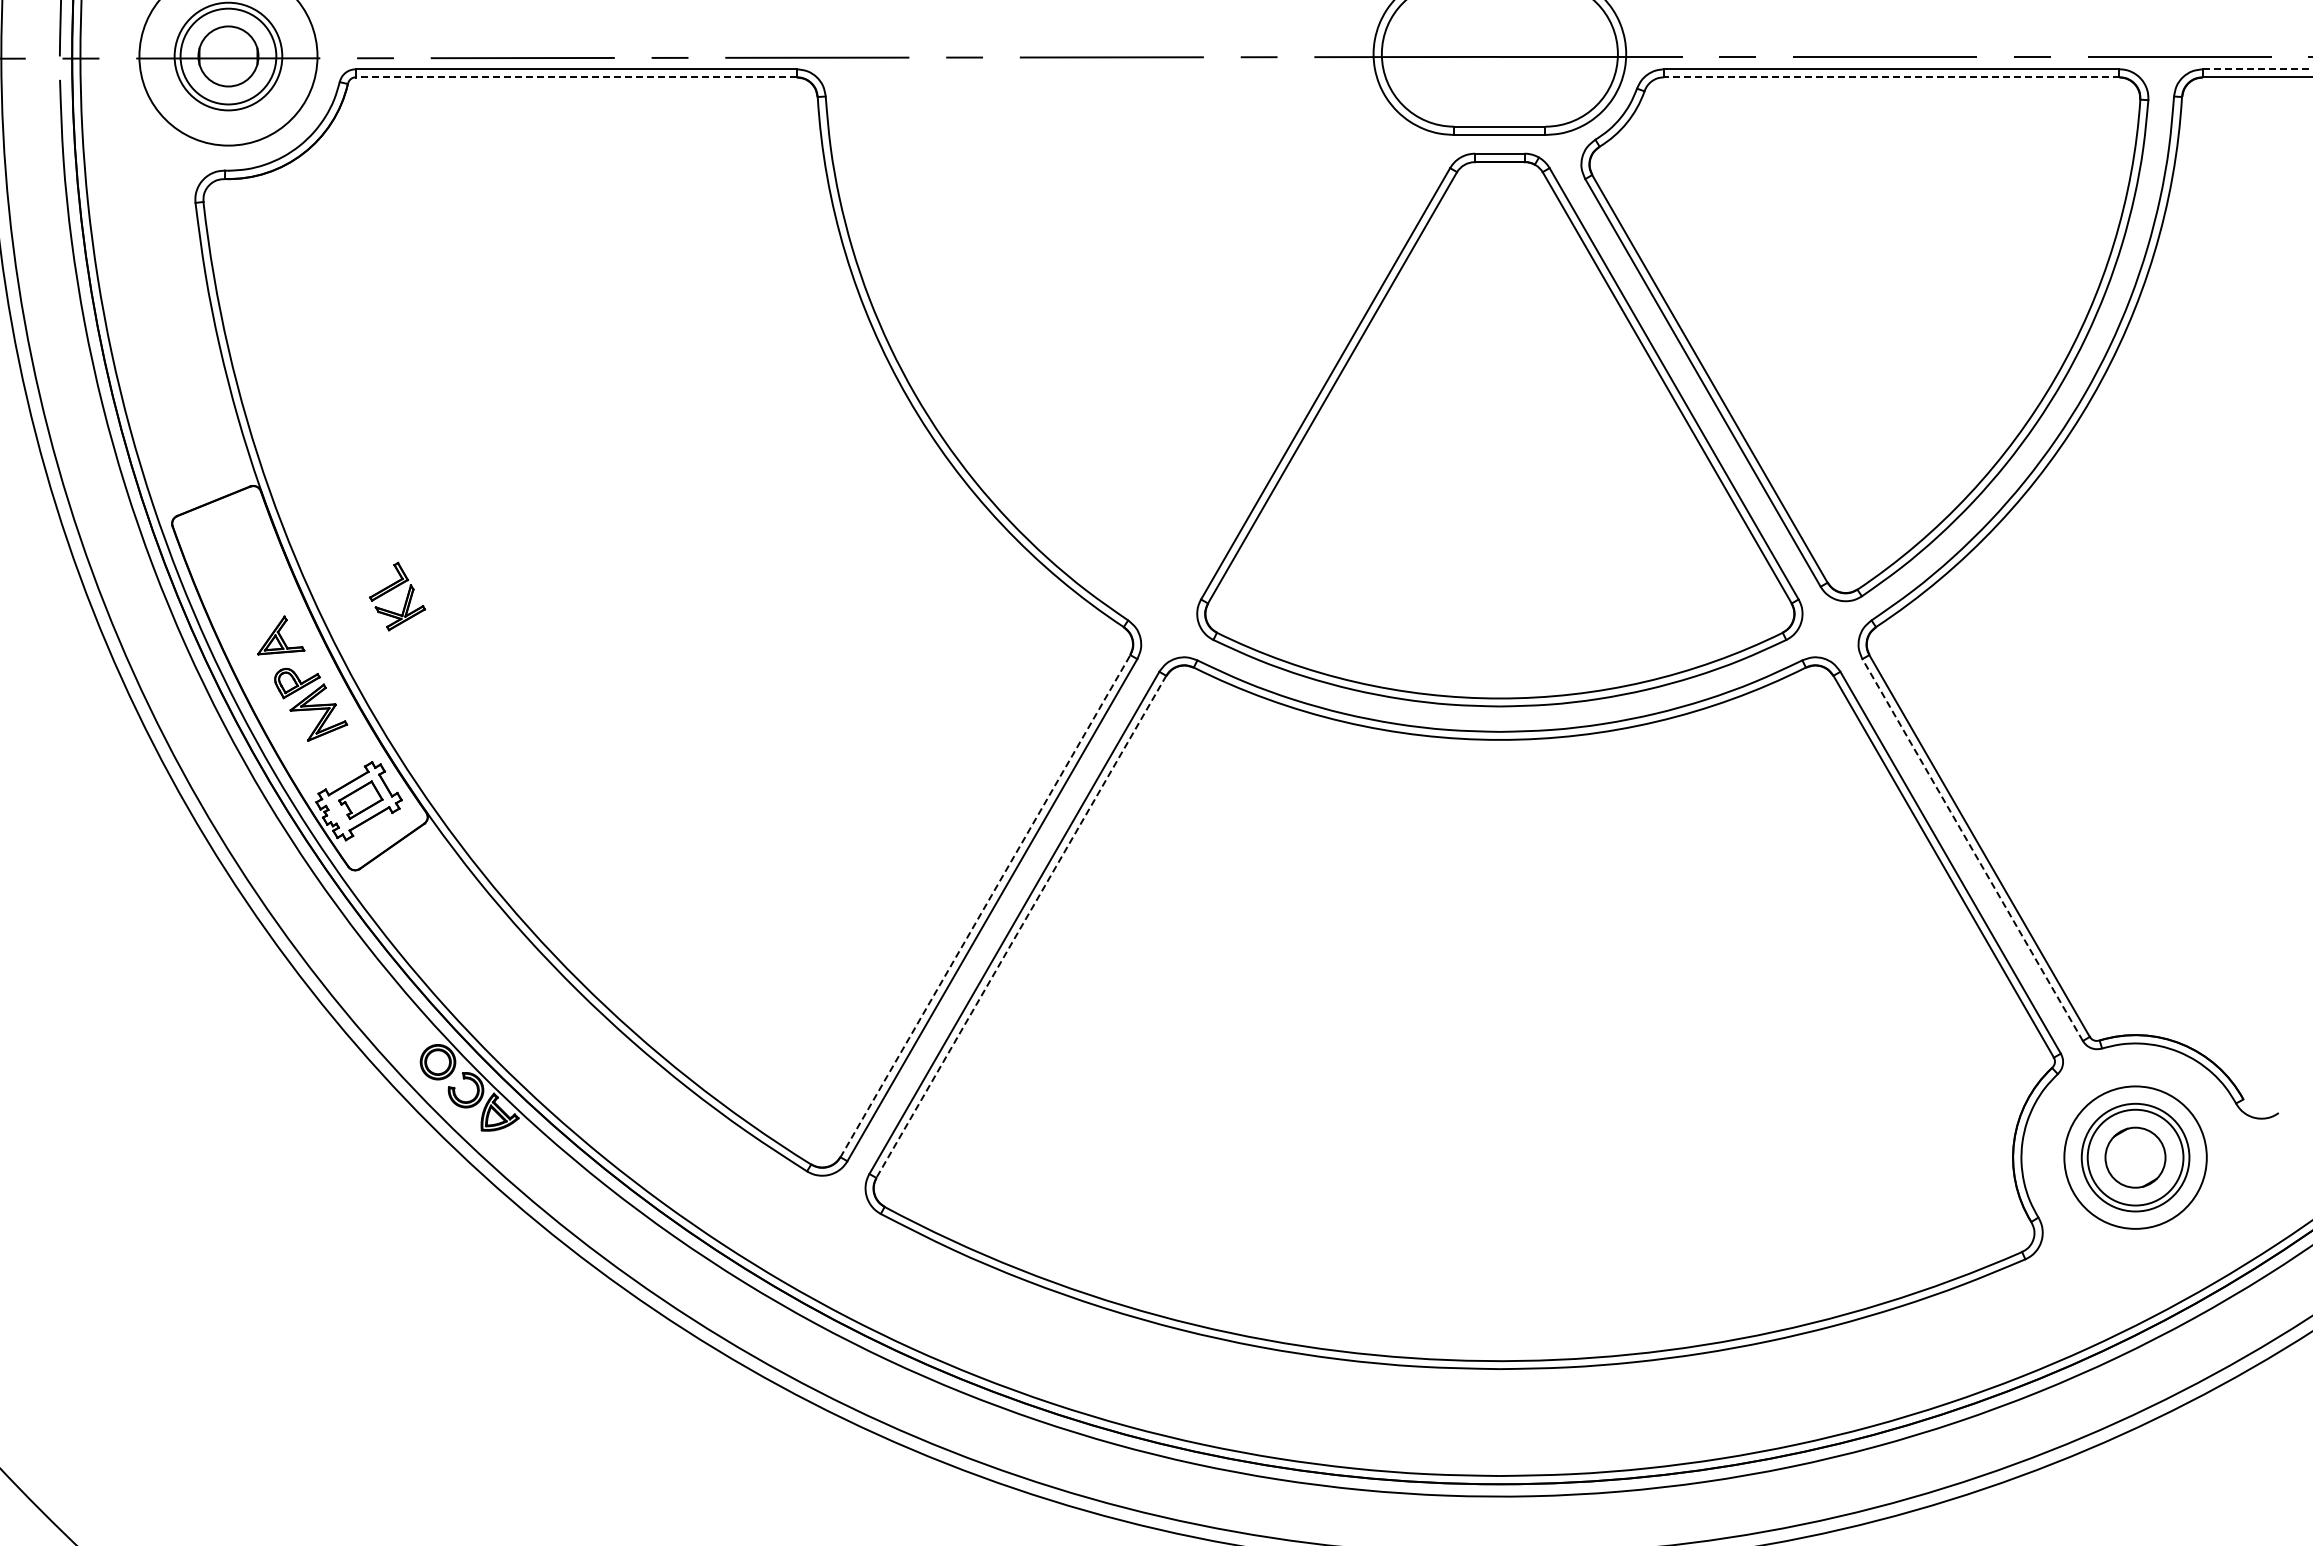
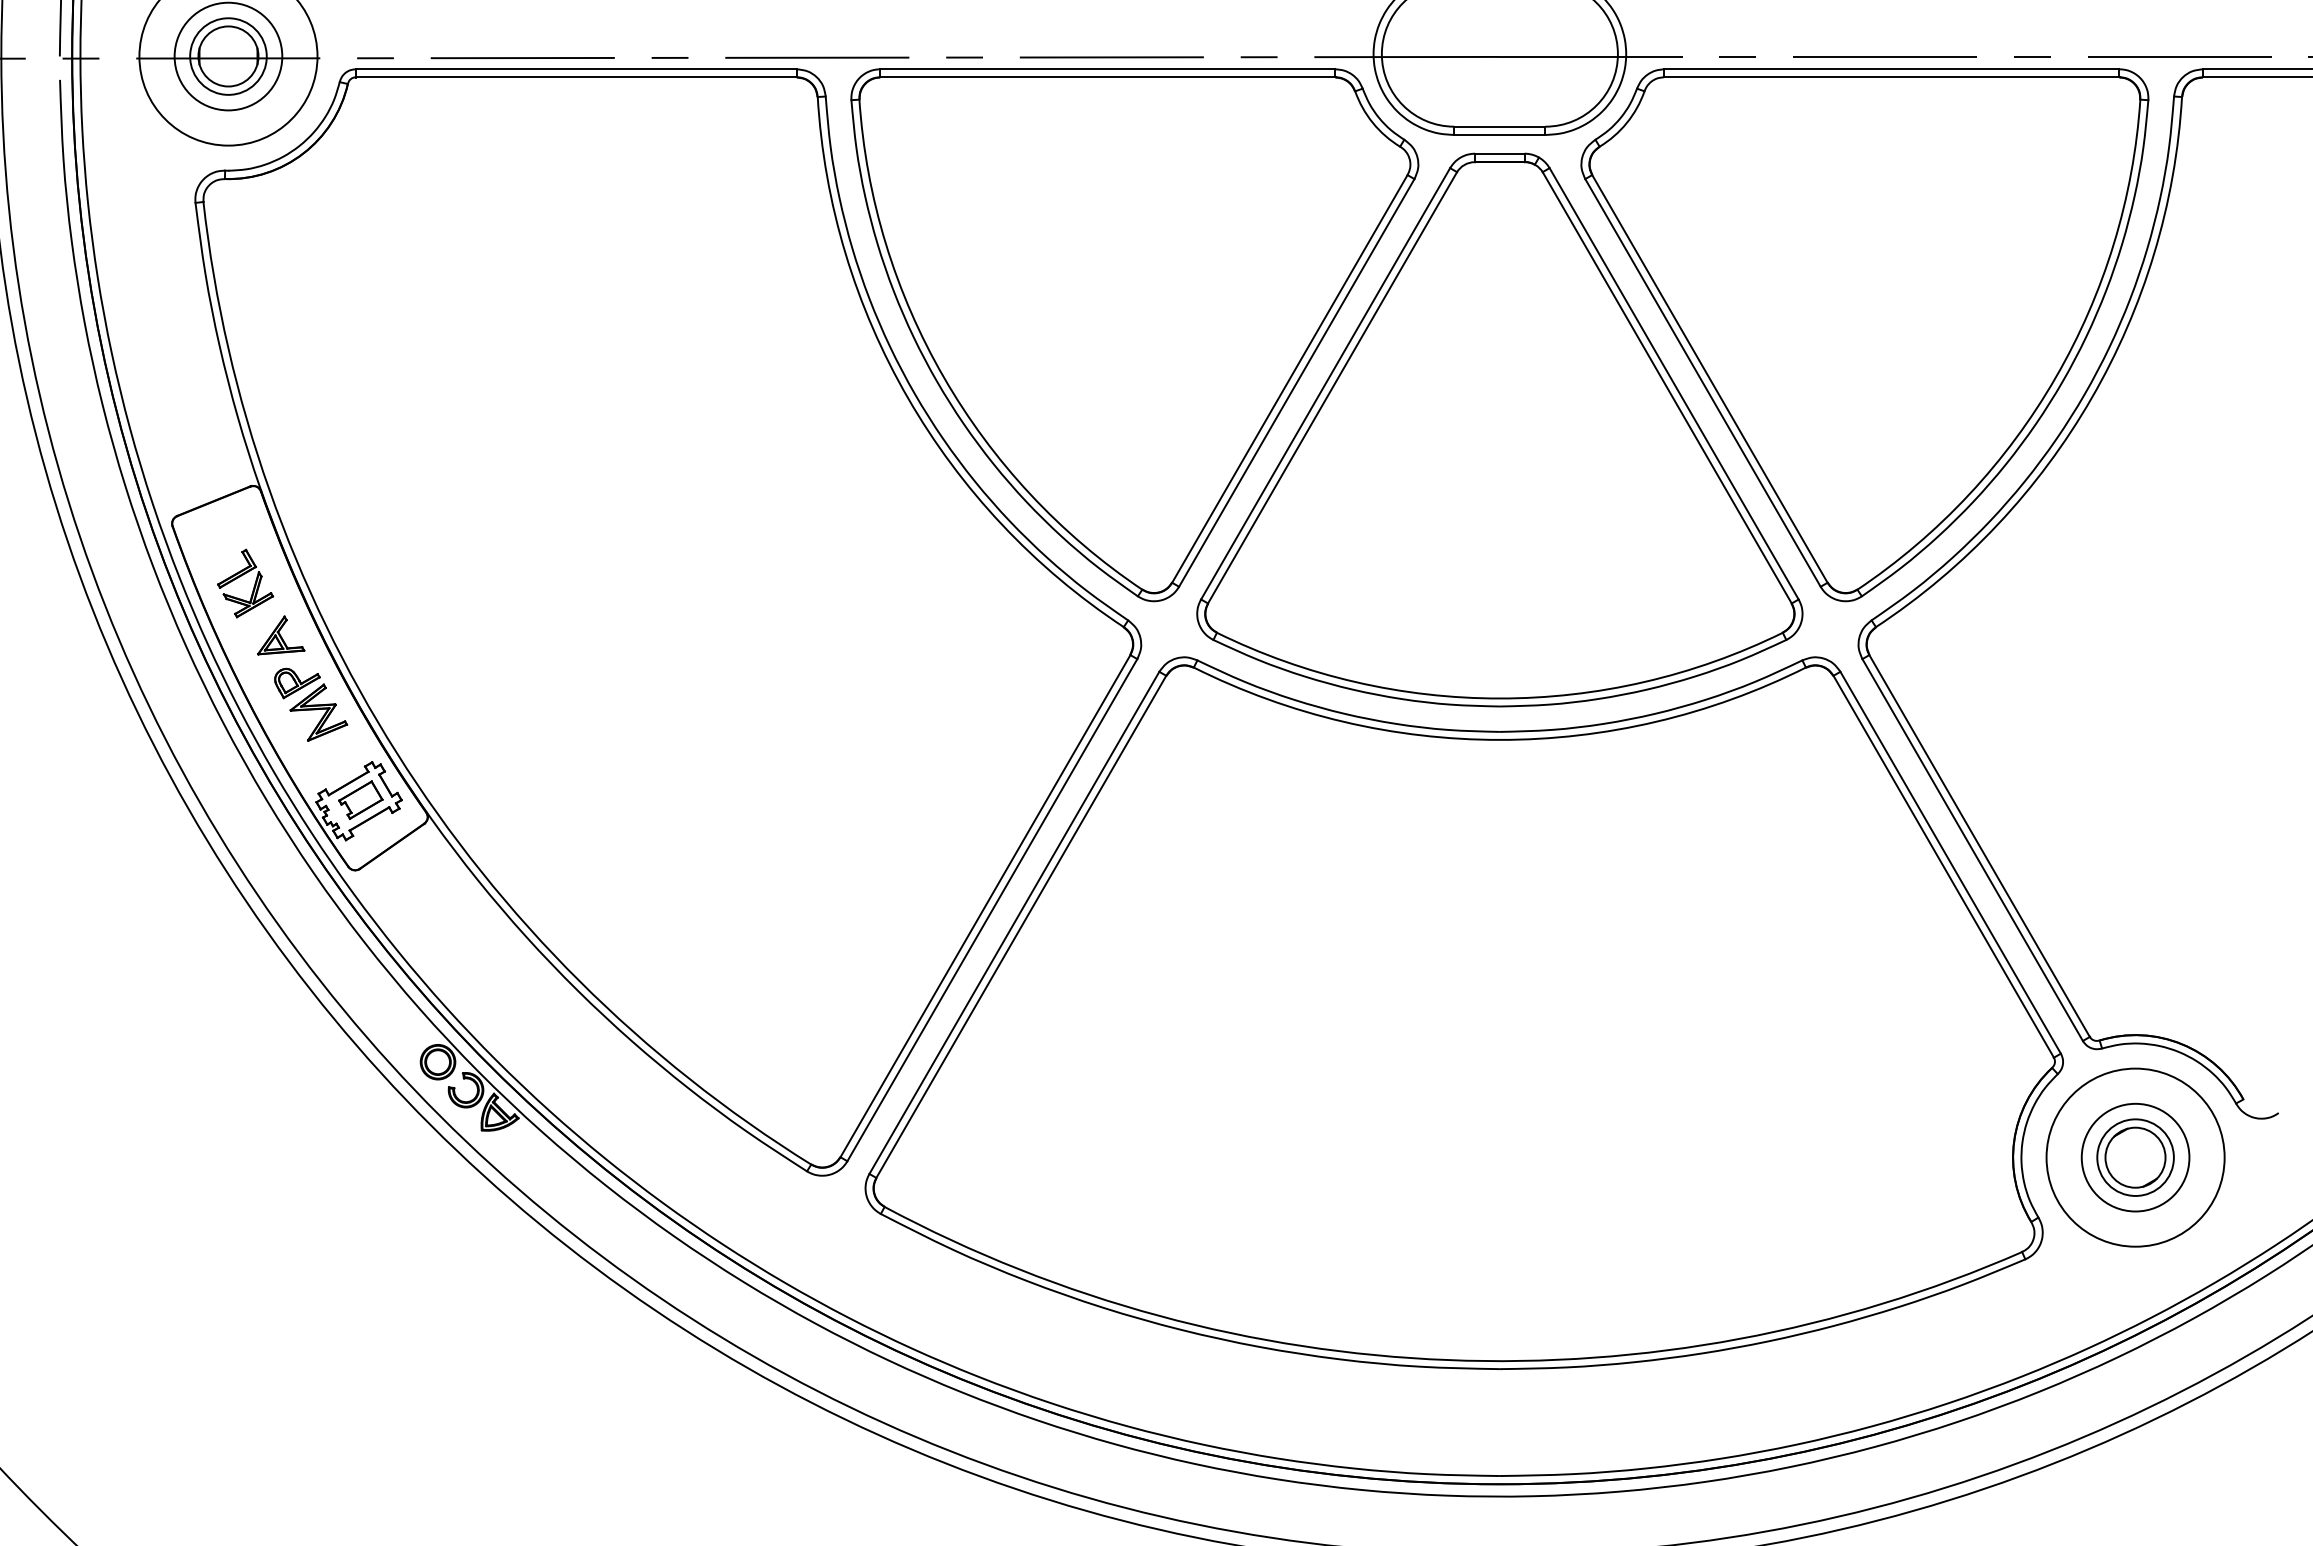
circle diameter: 96 px -> 77 px (228, 56)
line: dashed -> solid (2257, 69)
line: dashed -> solid (576, 77)
line: dashed -> solid (1891, 77)
part: none -> present (1134, 335)
part position: (393, 589) -> (241, 576) (241, 576)
line: dashed -> solid (1972, 849)
line: dashed -> solid (985, 905)
line: dashed -> solid (1021, 927)
circle diameter: 142 px -> 178 px (2135, 1157)
circle diameter: 96 px -> 77 px (2135, 1157)
